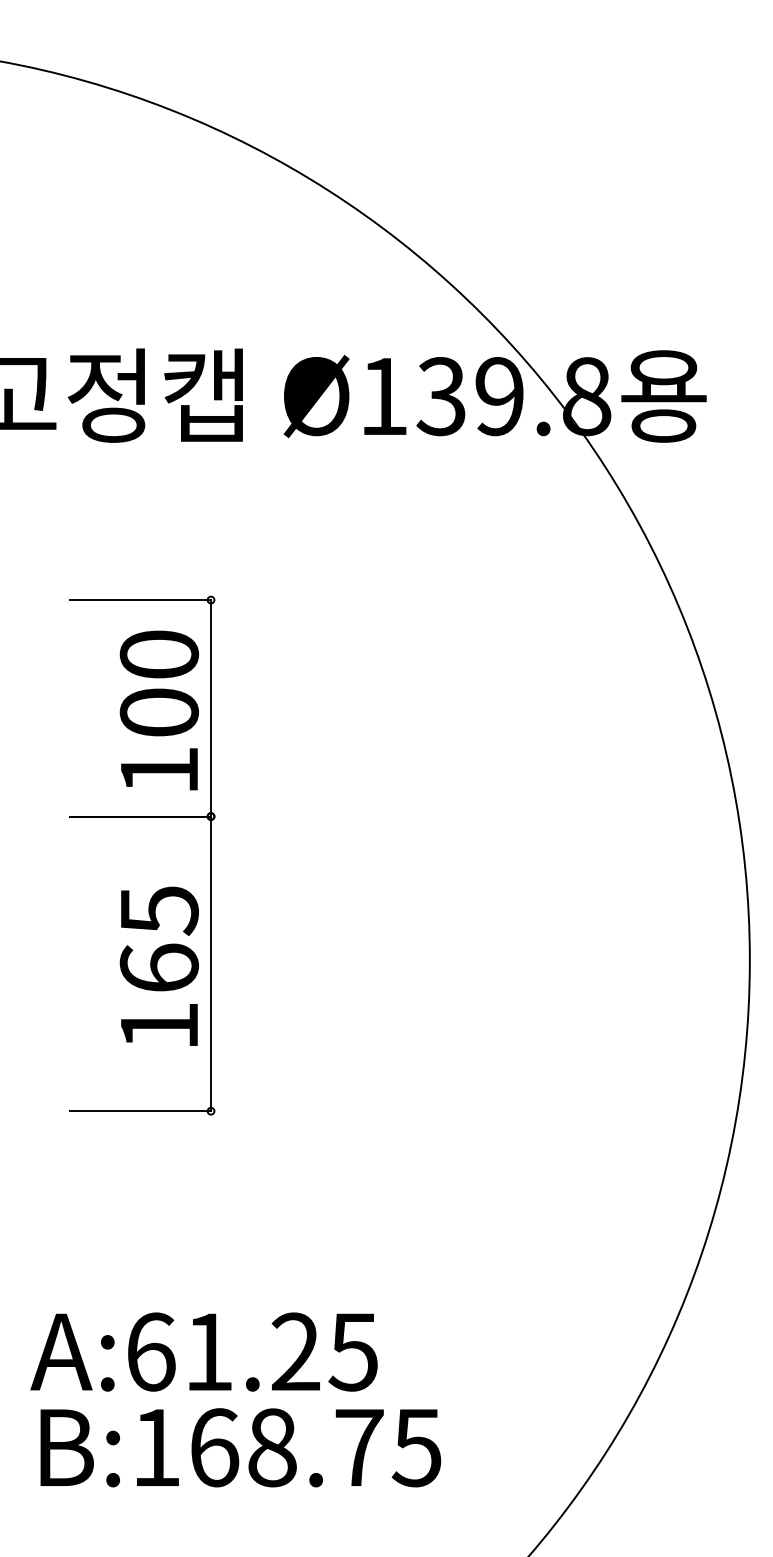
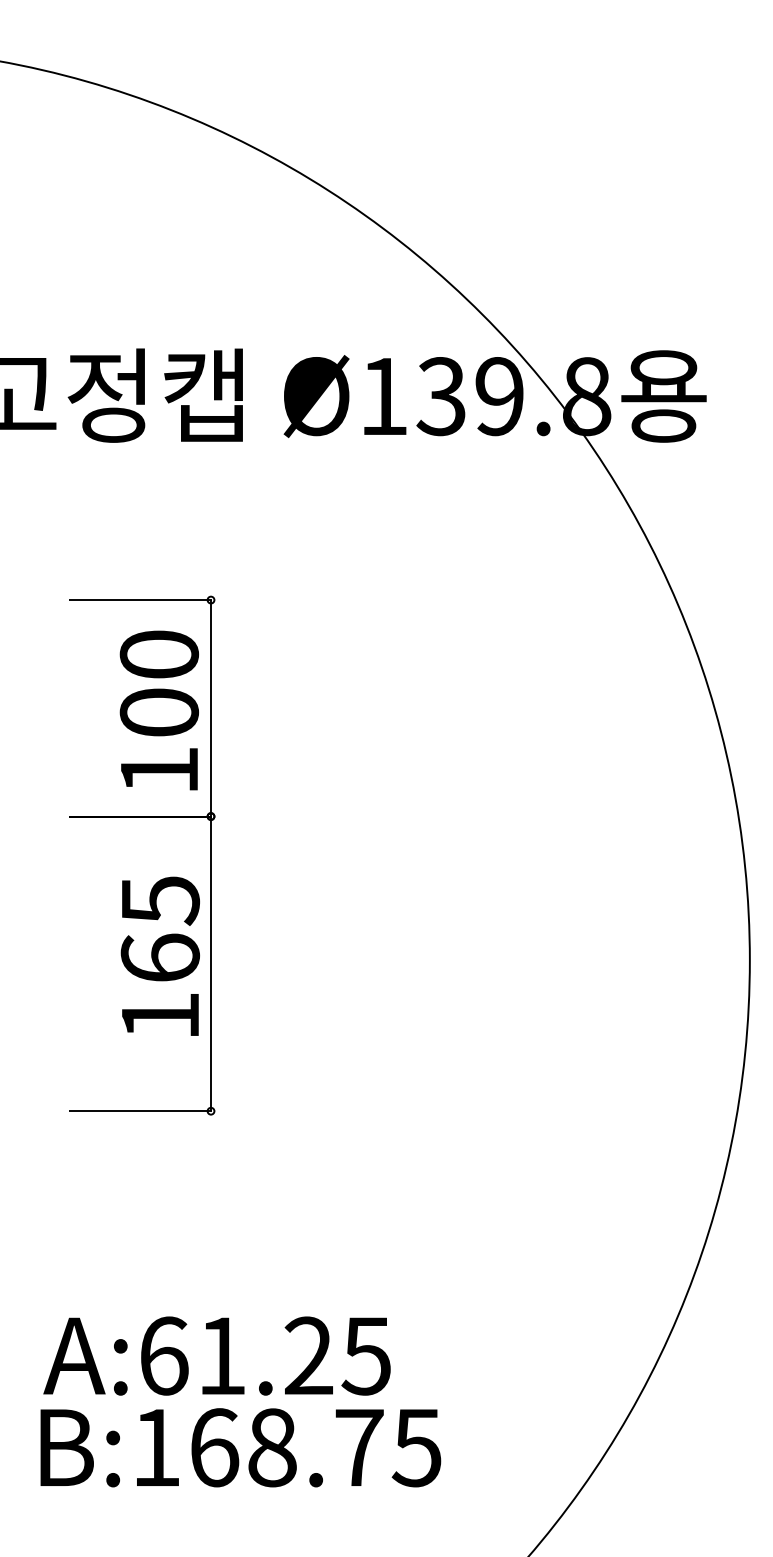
text position: (158, 965) -> (159, 955) (159, 955)
text position: (203, 1351) -> (216, 1355) (216, 1355)
